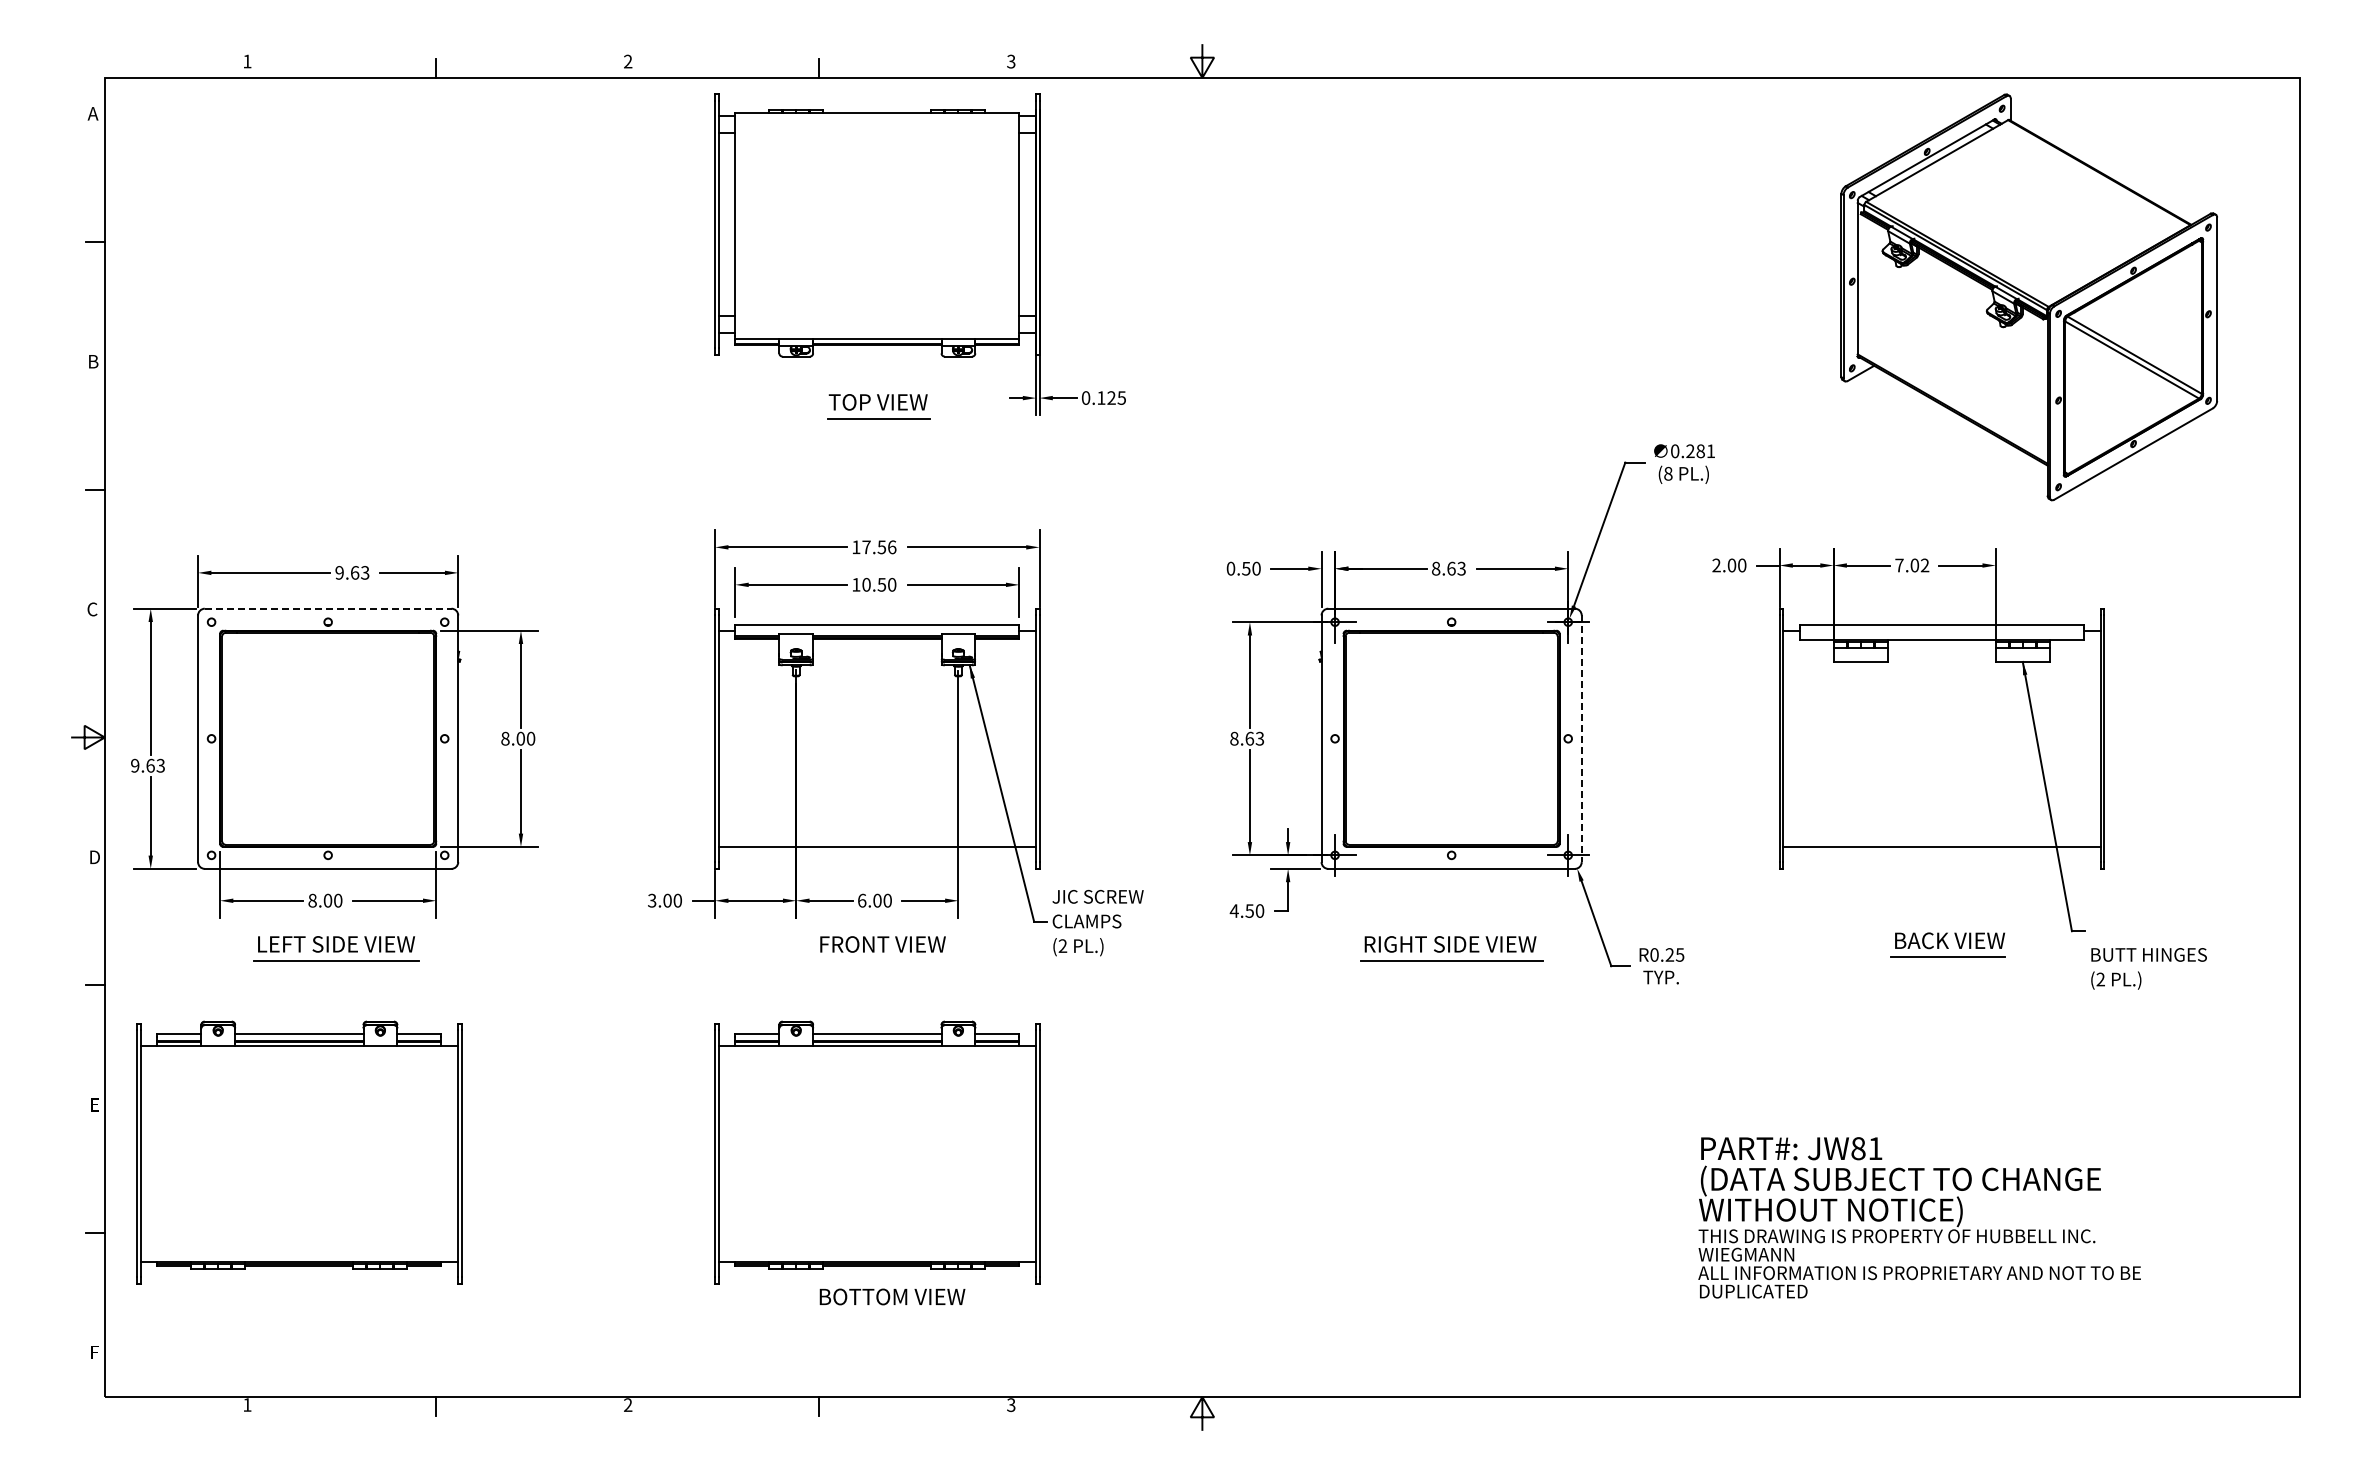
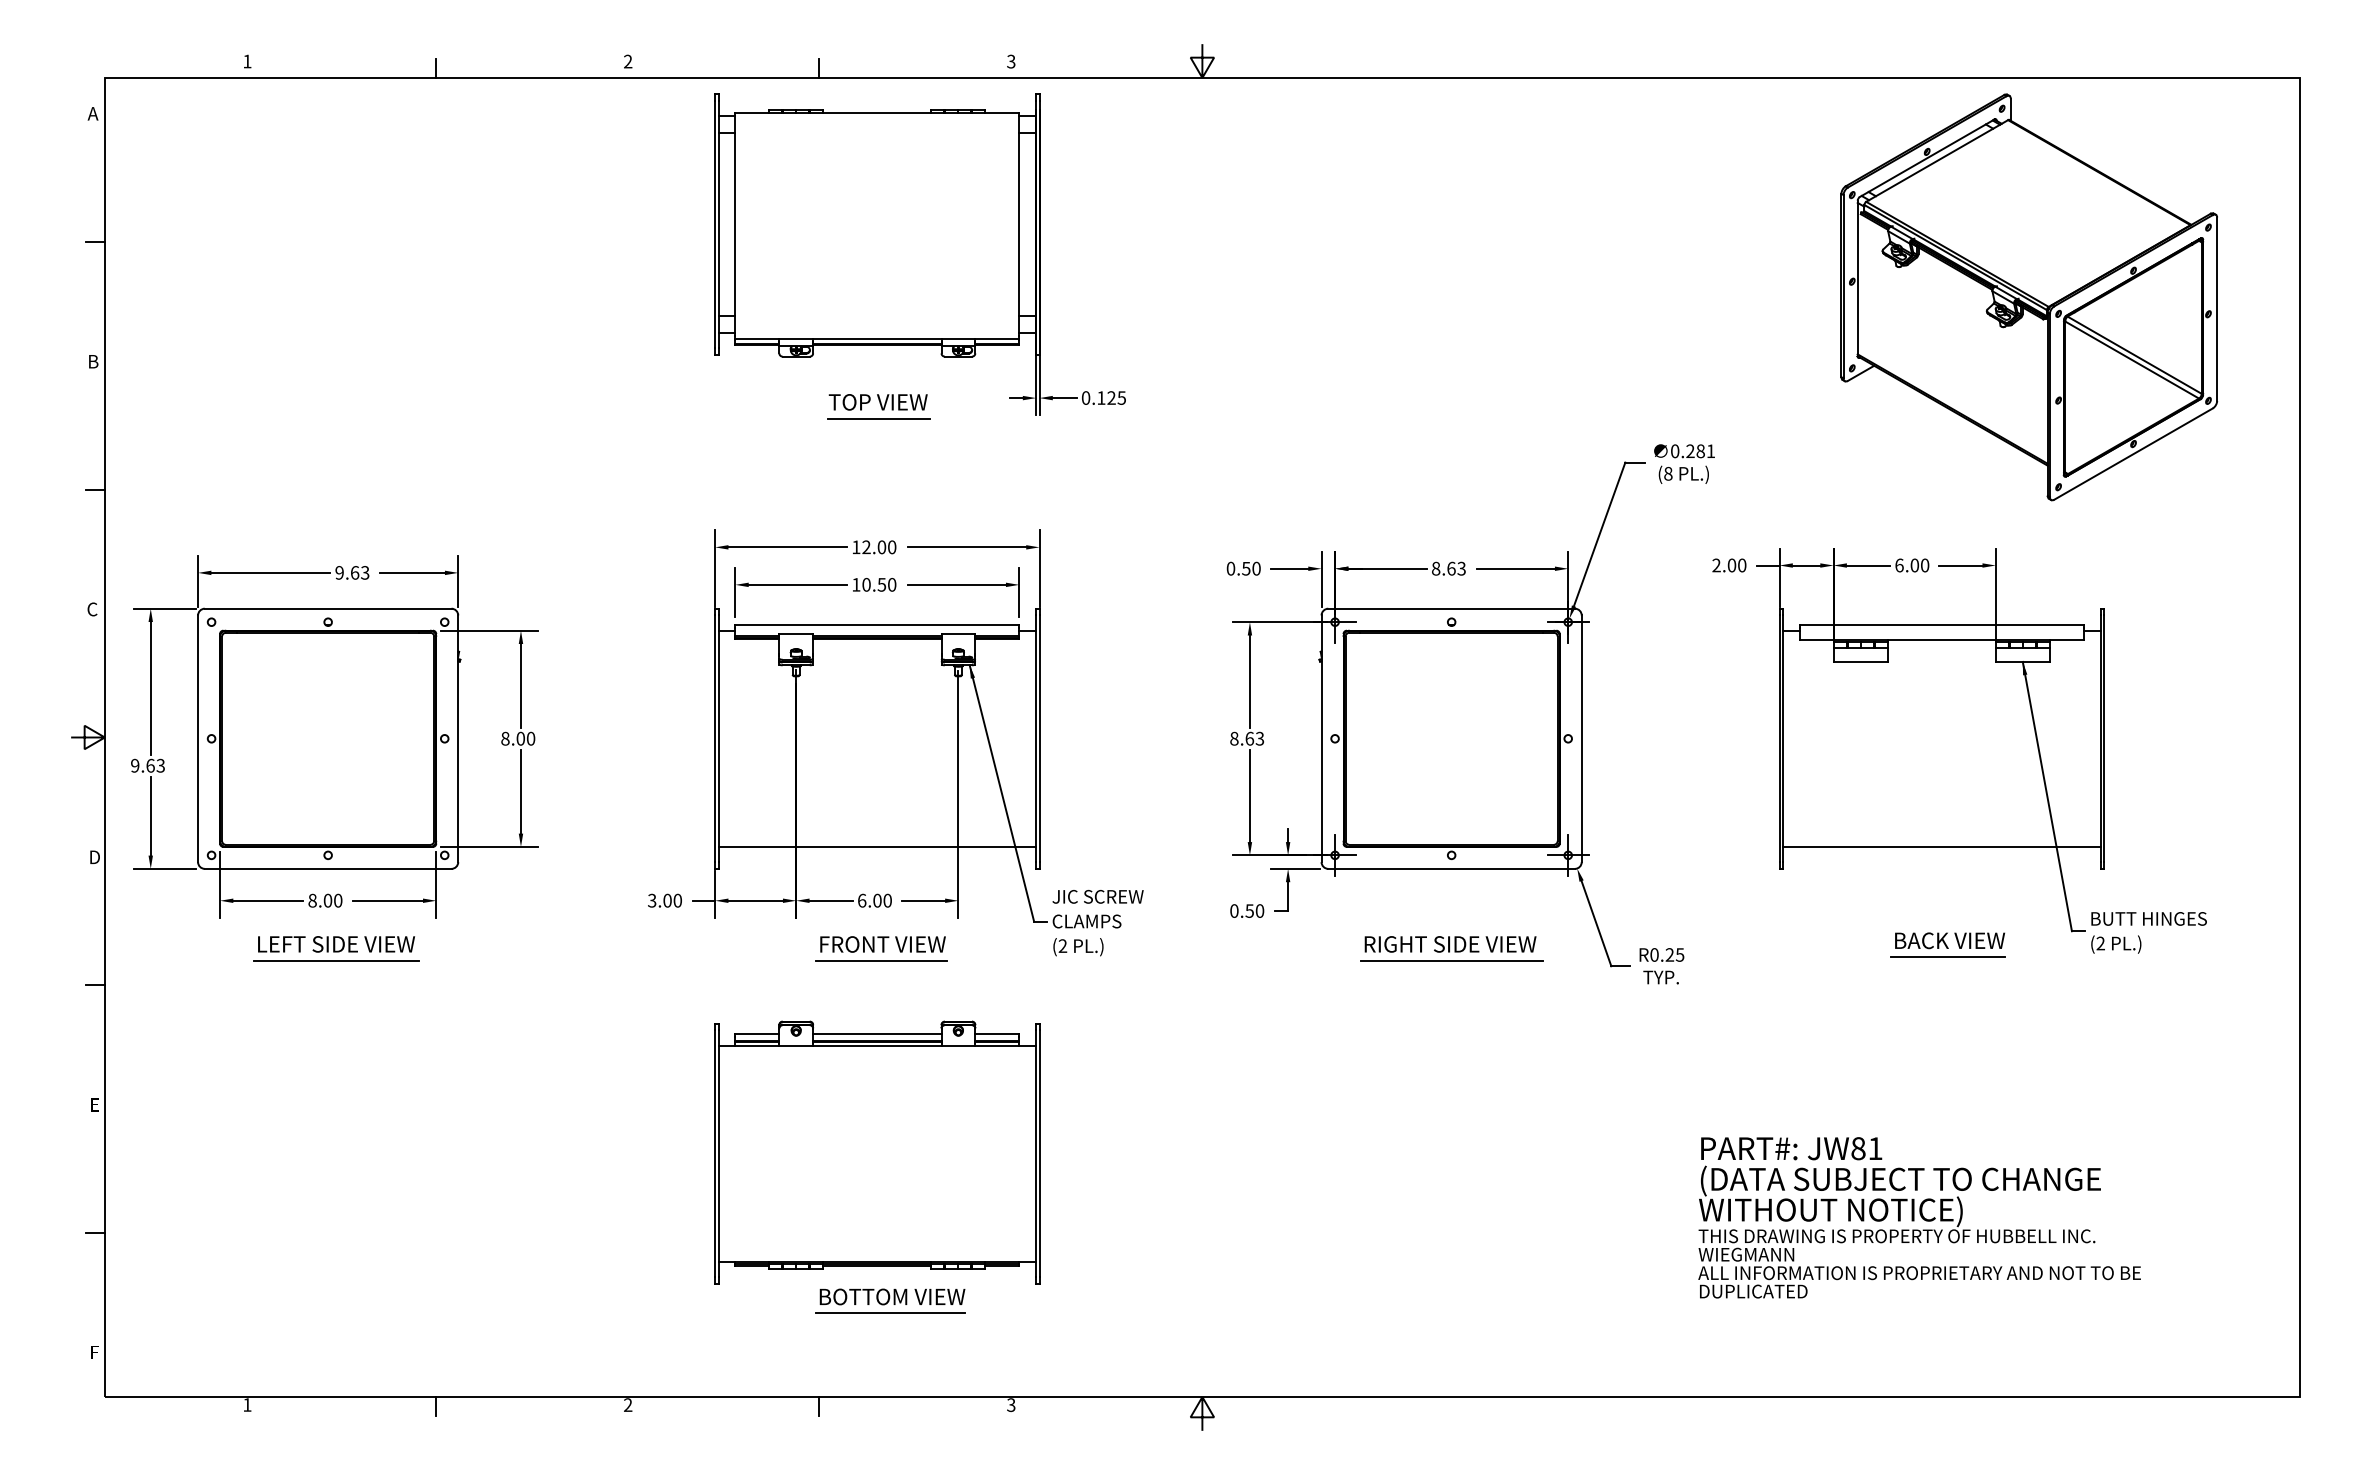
text: 17.56 -> 12.00 (879, 547)
text: 7.02 -> 6.00 (1912, 565)
line: dashed -> solid (328, 608)
line: dashed -> solid (1581, 739)
text: 4.50 -> 0.50 (1233, 910)
line: none -> present (881, 960)
text position: (2148, 968) -> (2148, 932) (2148, 932)
part: present -> none (299, 1152)
line: none -> present (890, 1313)
